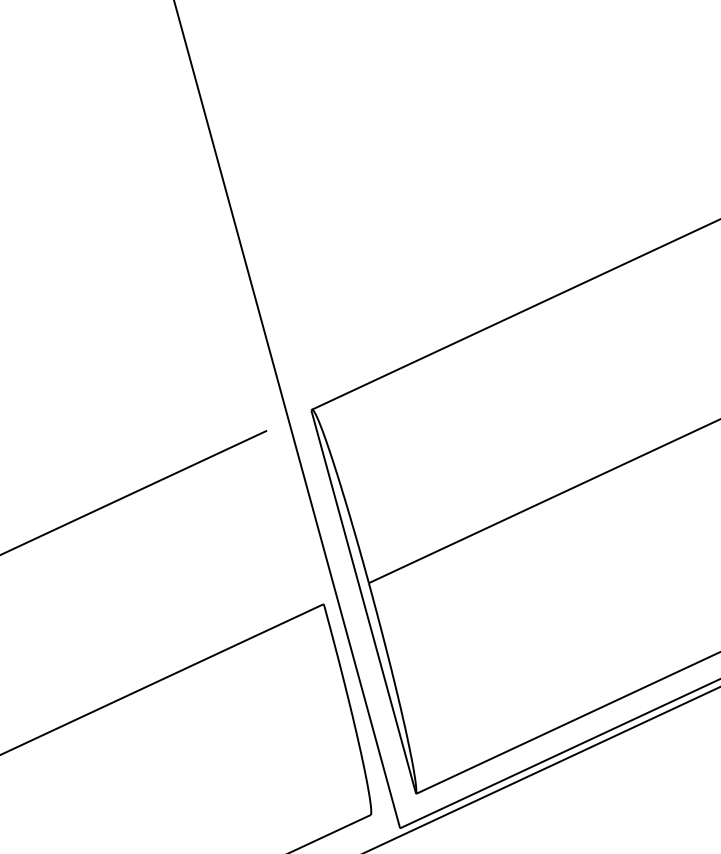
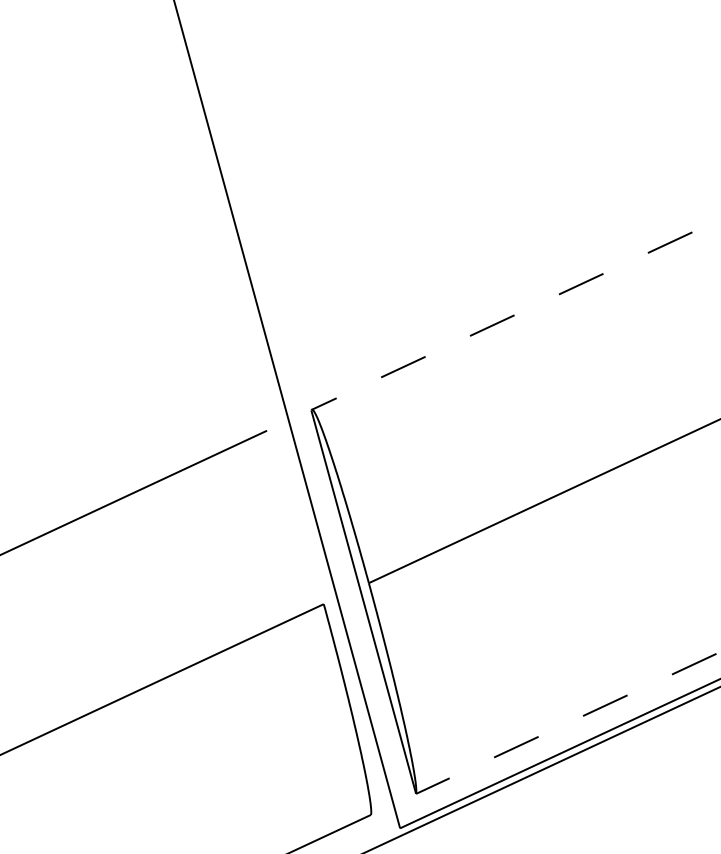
line: solid -> dashed (515, 314)
line: solid -> dashed (568, 722)
